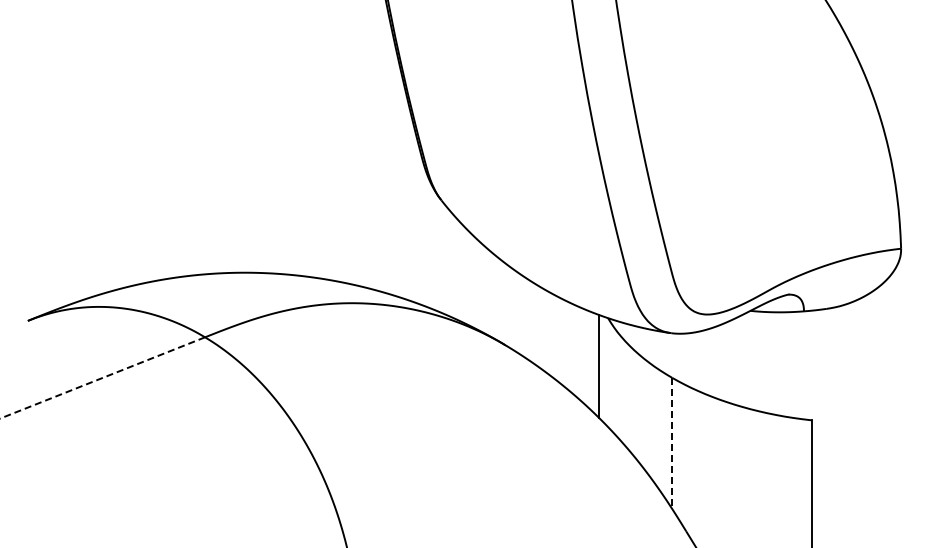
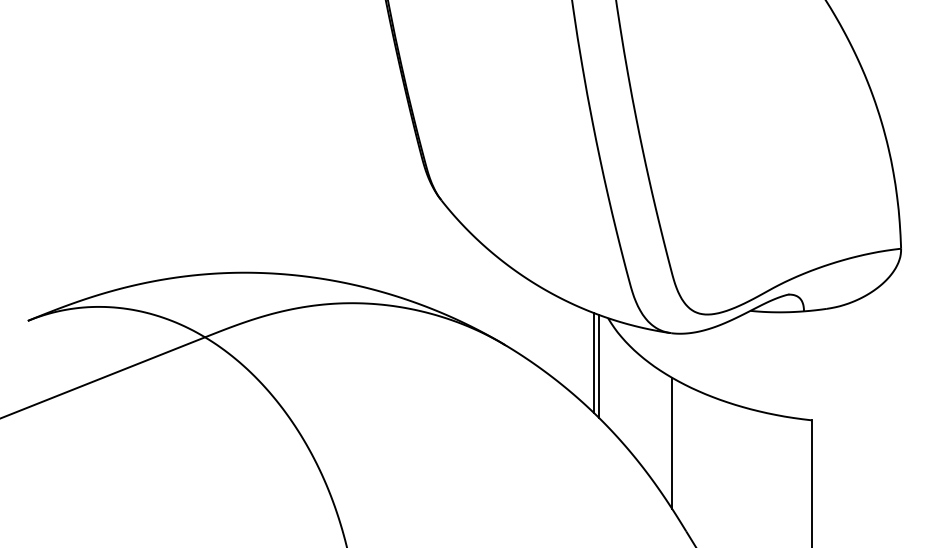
line: none -> present (594, 363)
line: dashed -> solid (102, 377)
line: dashed -> solid (672, 443)
